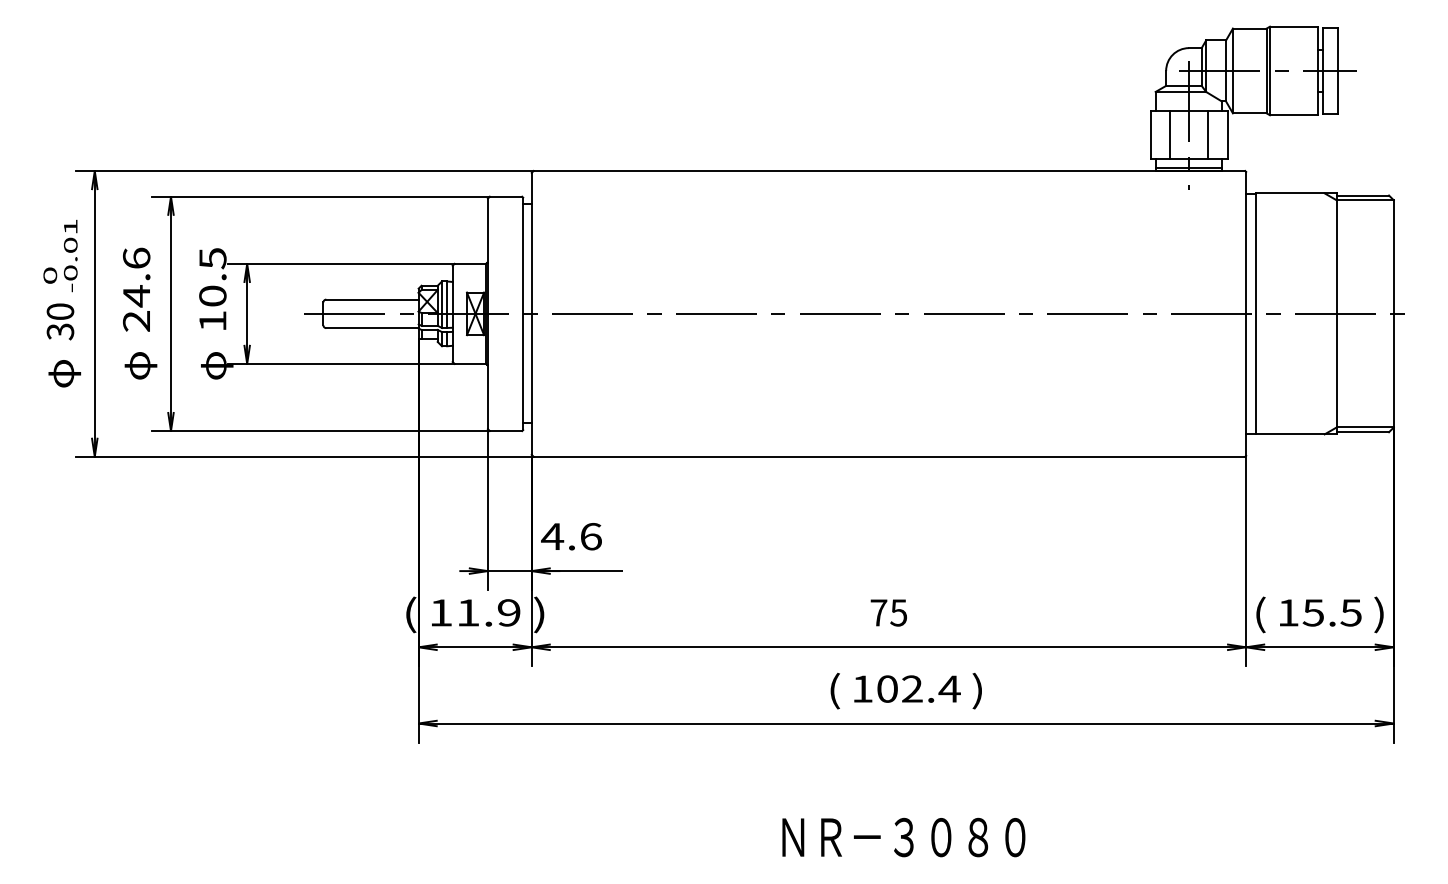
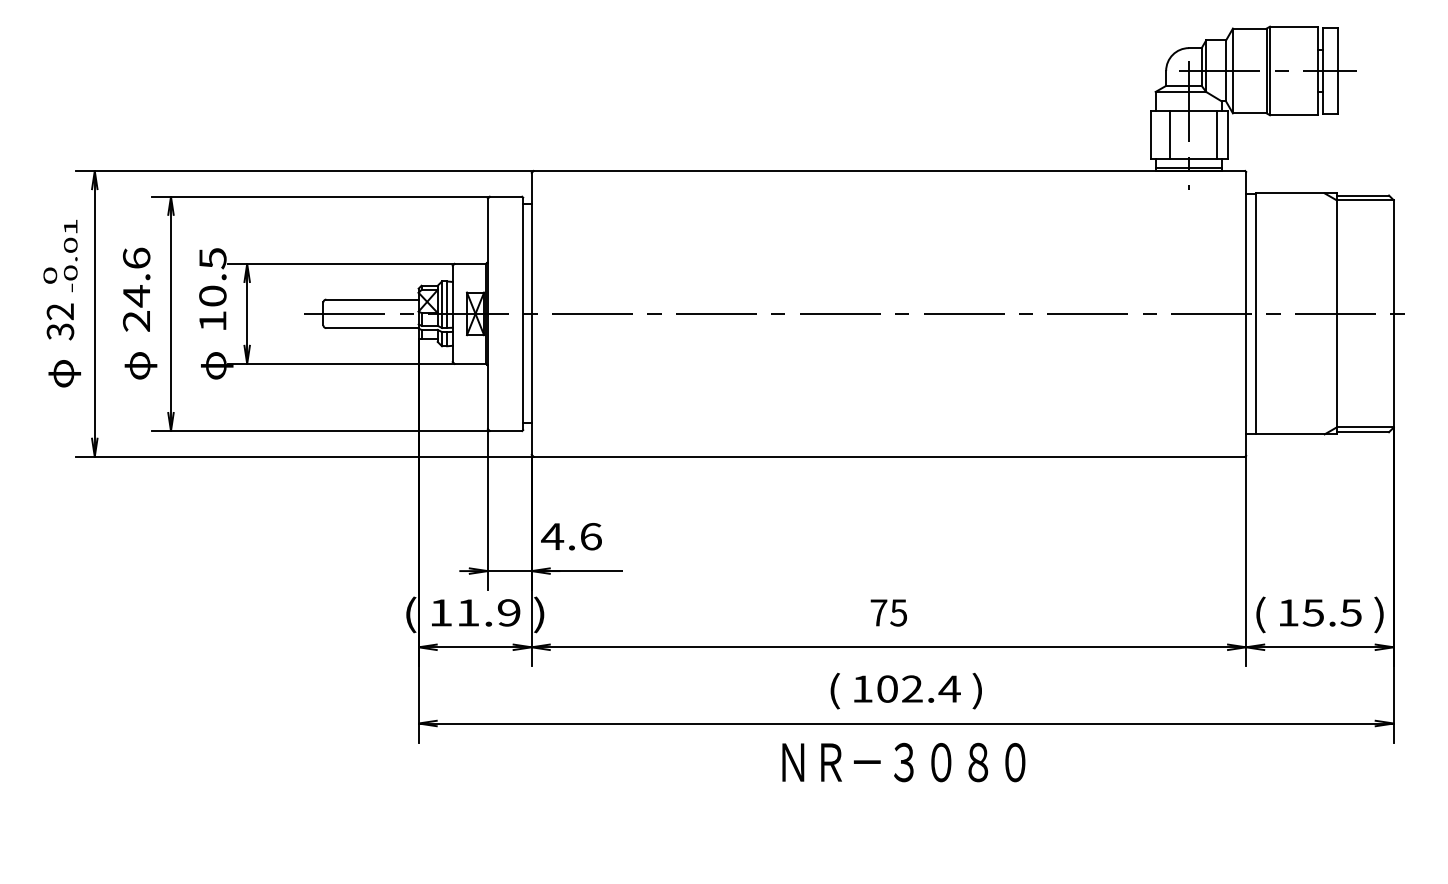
line position: (1208, 134) -> (1217, 134) (1217, 134)
text: 30 -> 32 (60, 311)
text position: (903, 837) -> (903, 762) (903, 762)
